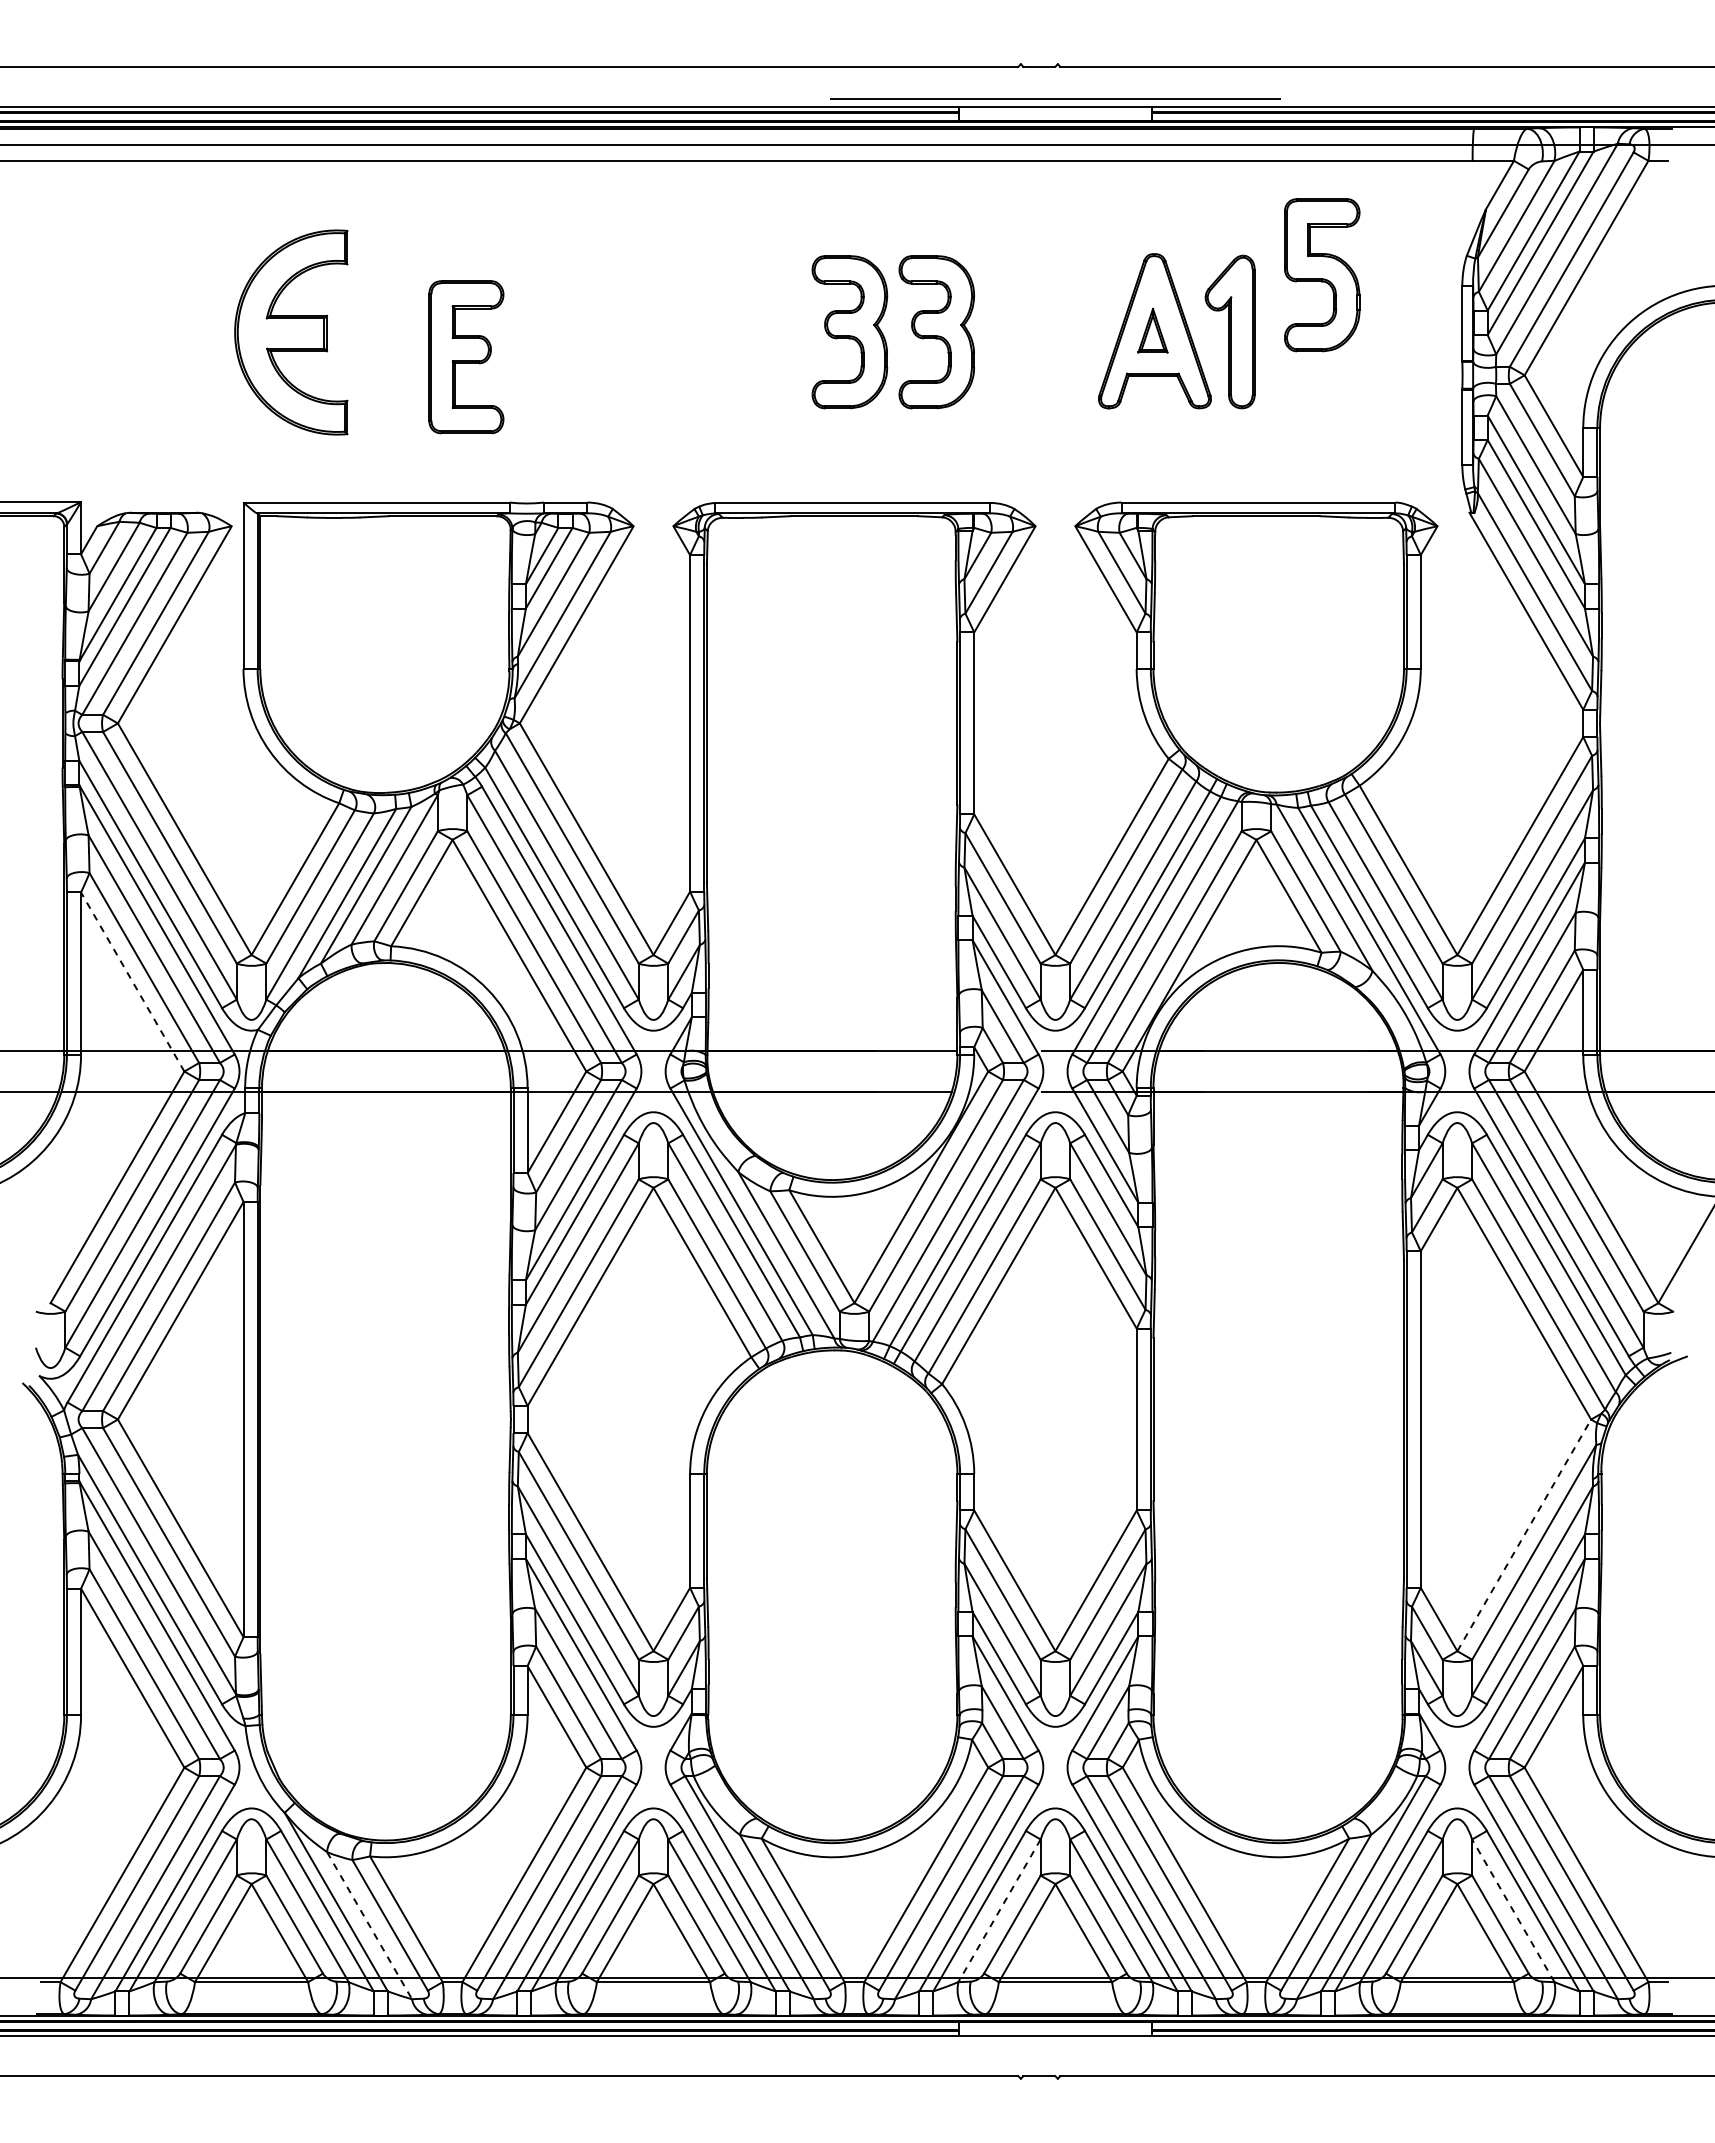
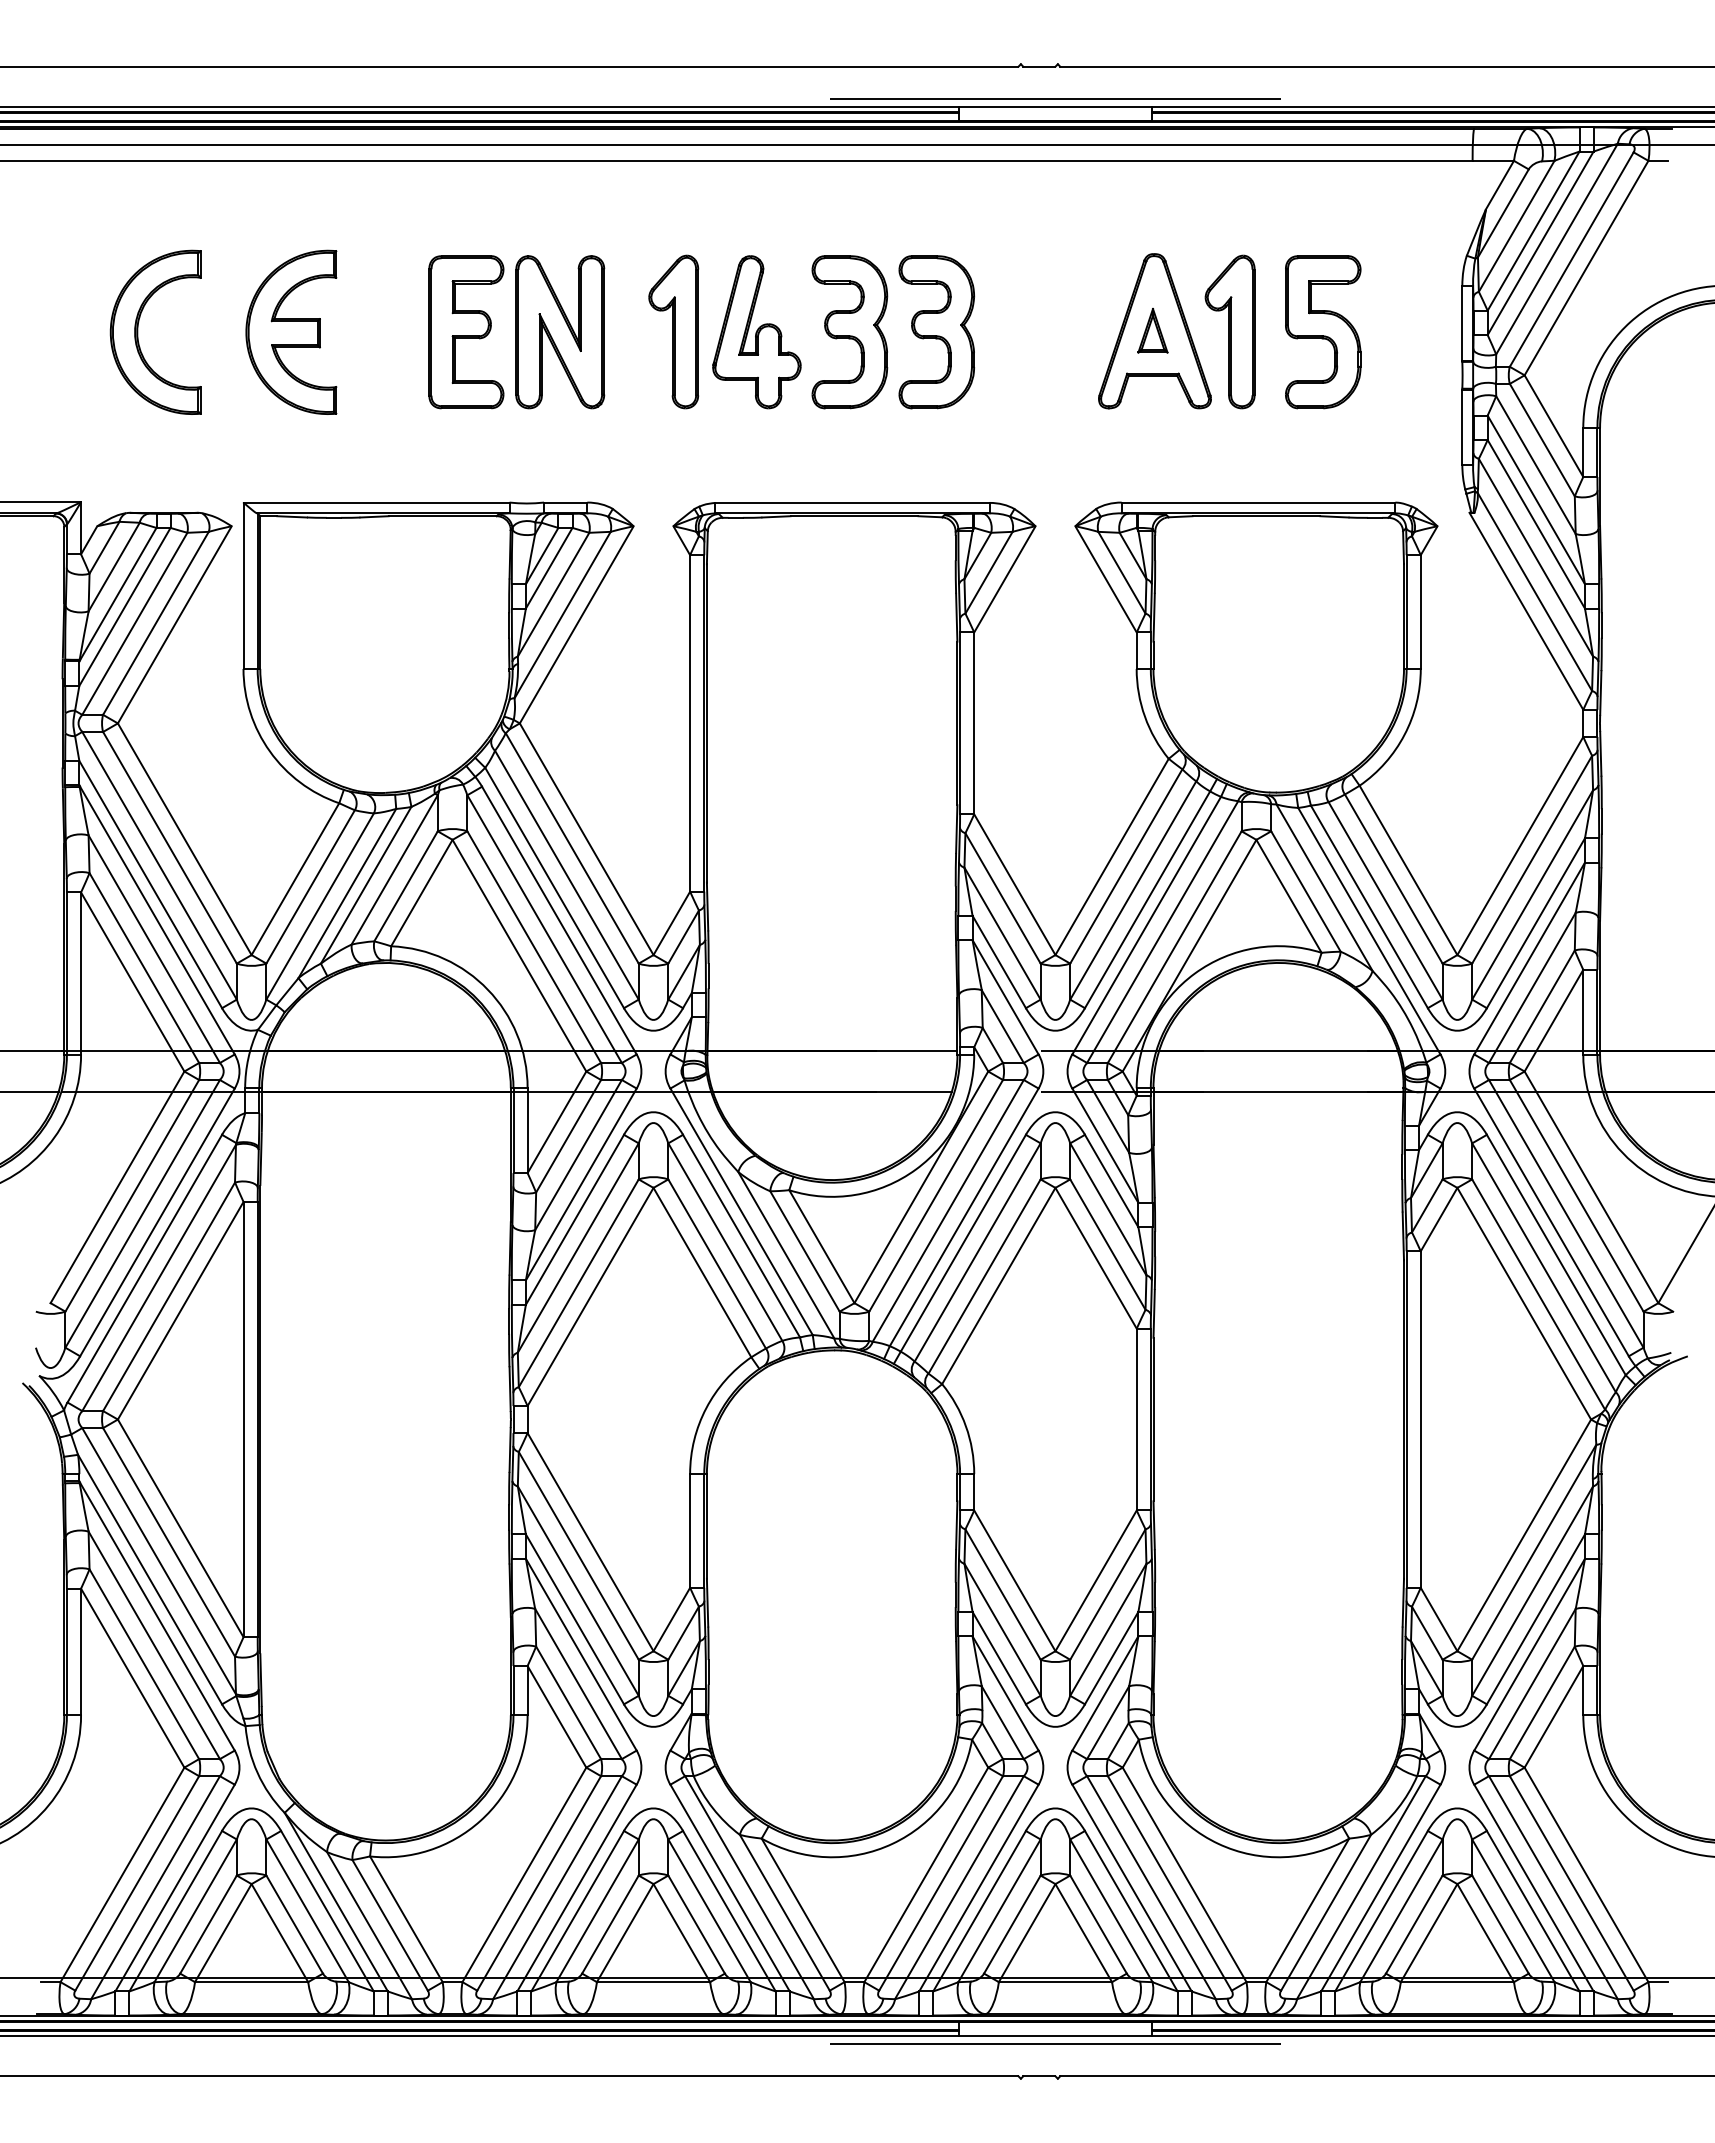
part position: (1322, 275) -> (1323, 332) (1323, 332)
part: none -> present (138, 331)
part: none -> present (673, 331)
part size: 115x207 px -> 93x166 px (291, 331)
part: none -> present (560, 332)
part: none -> present (756, 332)
part position: (466, 357) -> (466, 332) (466, 332)
line: dashed -> solid (132, 981)
line: dashed -> solid (1524, 1535)
line: dashed -> solid (1513, 1910)
line: dashed -> solid (999, 1911)
line: dashed -> solid (369, 1925)
line: none -> present (1055, 2044)
